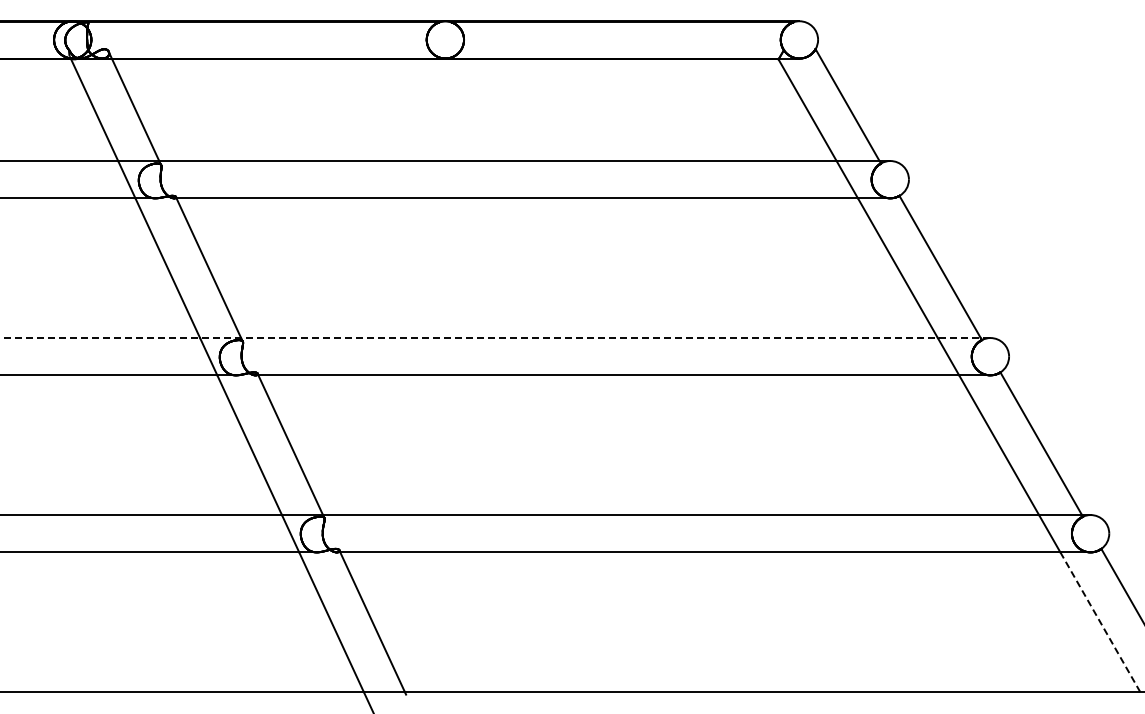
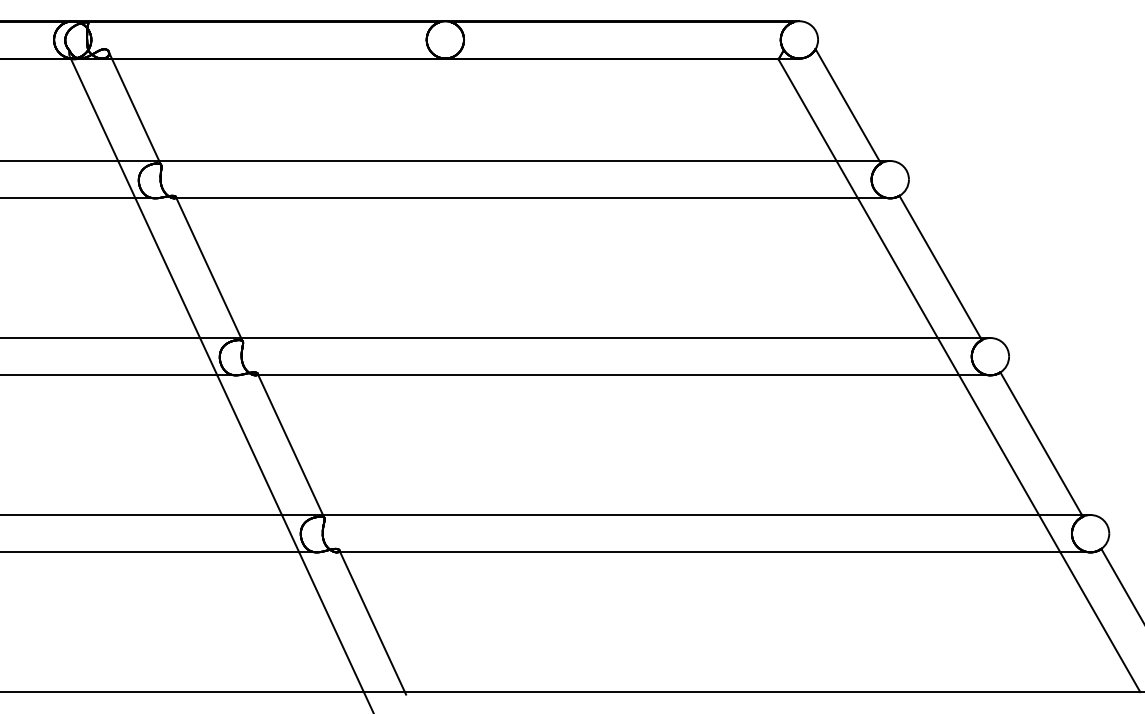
line: dashed -> solid (495, 338)
line: dashed -> solid (1100, 621)
